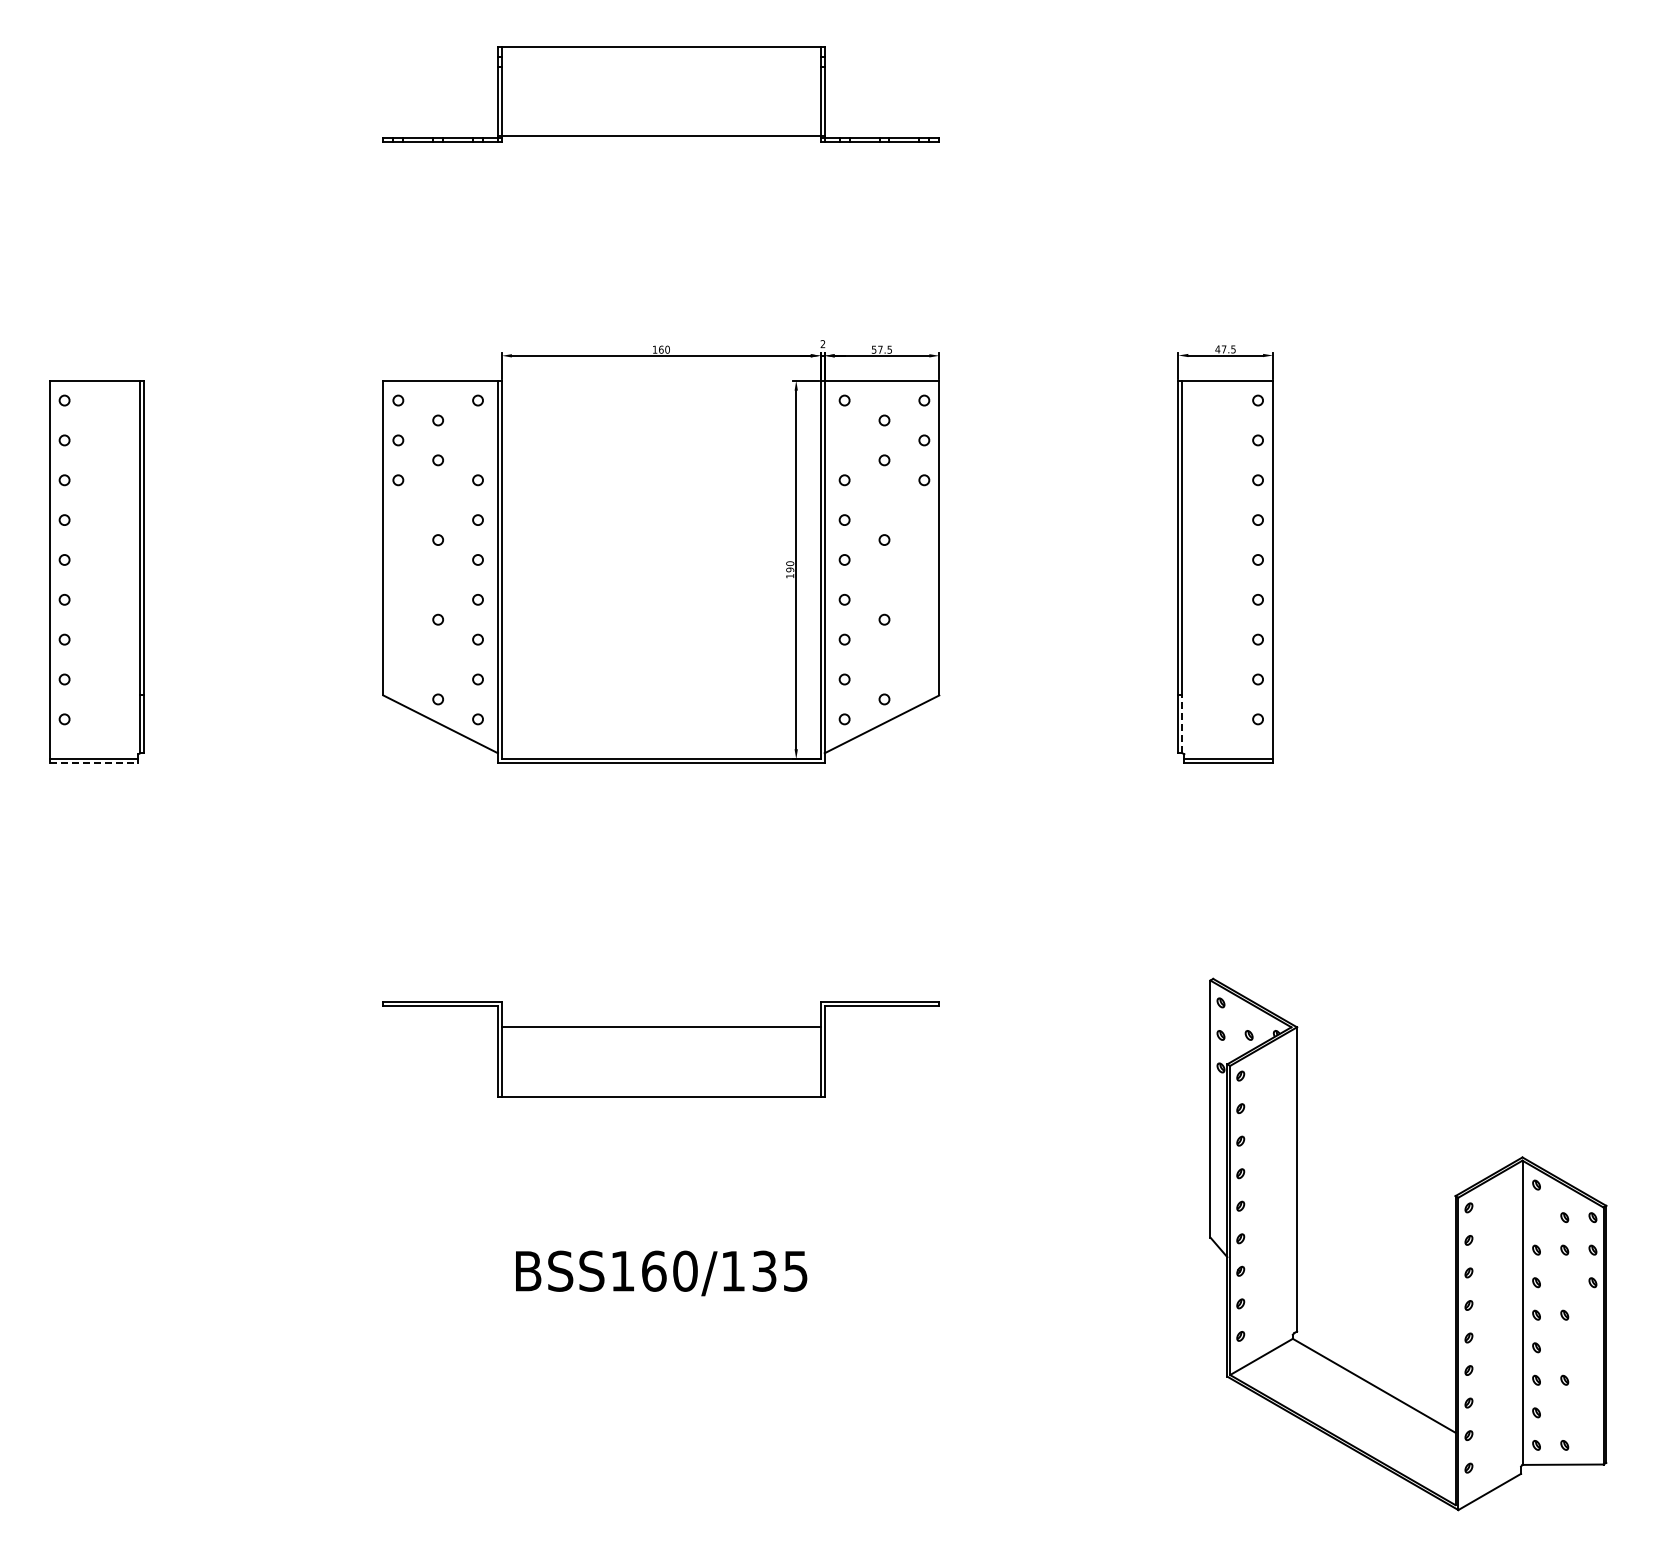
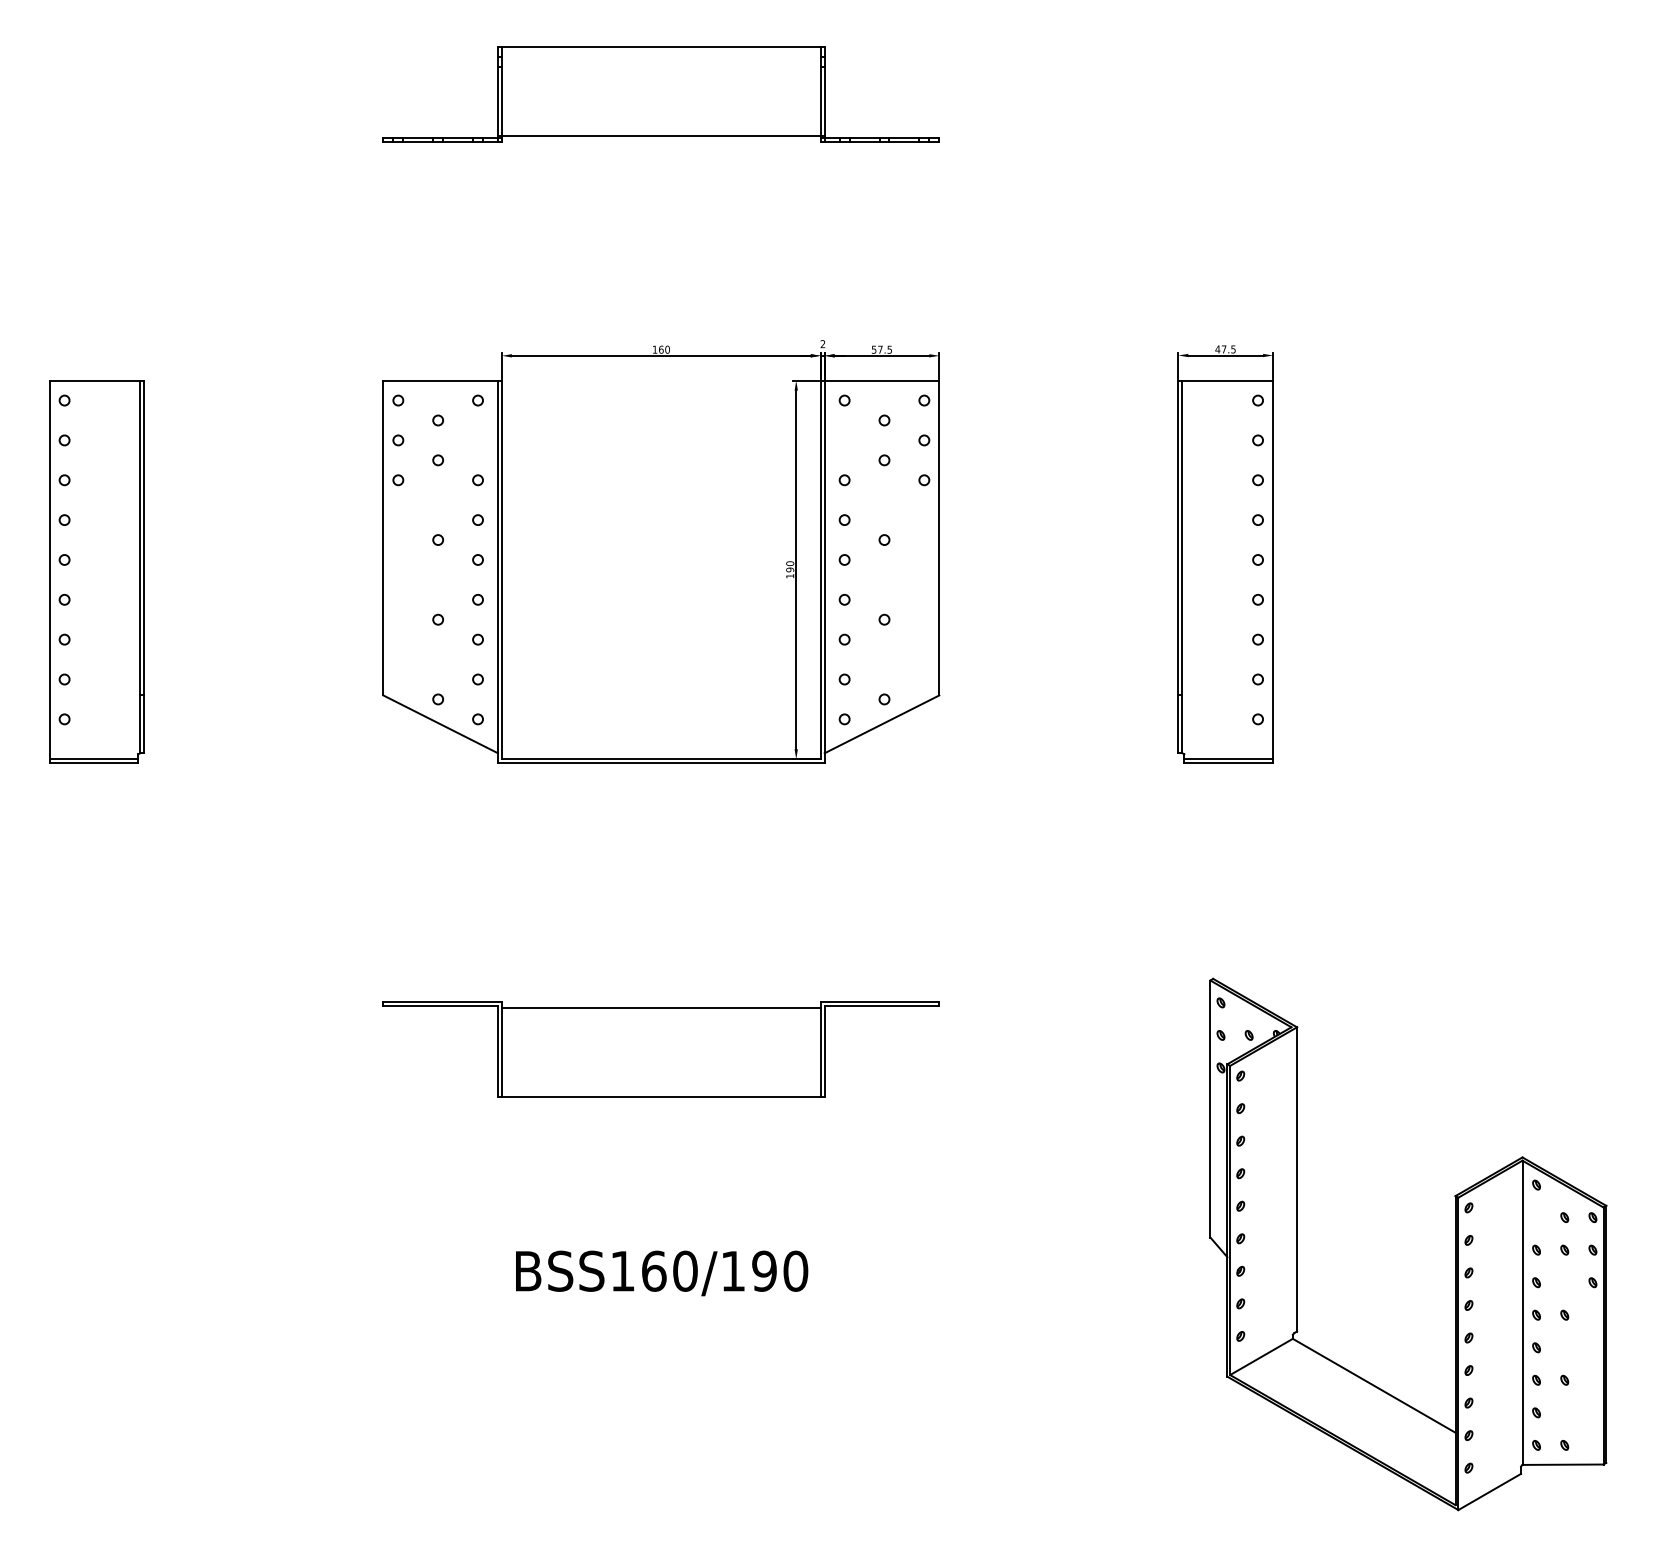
line: dashed -> solid (1182, 724)
line: dashed -> solid (94, 763)
line position: (660, 1027) -> (660, 1008) (660, 1008)
text: BSS160/135 -> BSS160/190 (780, 1270)
